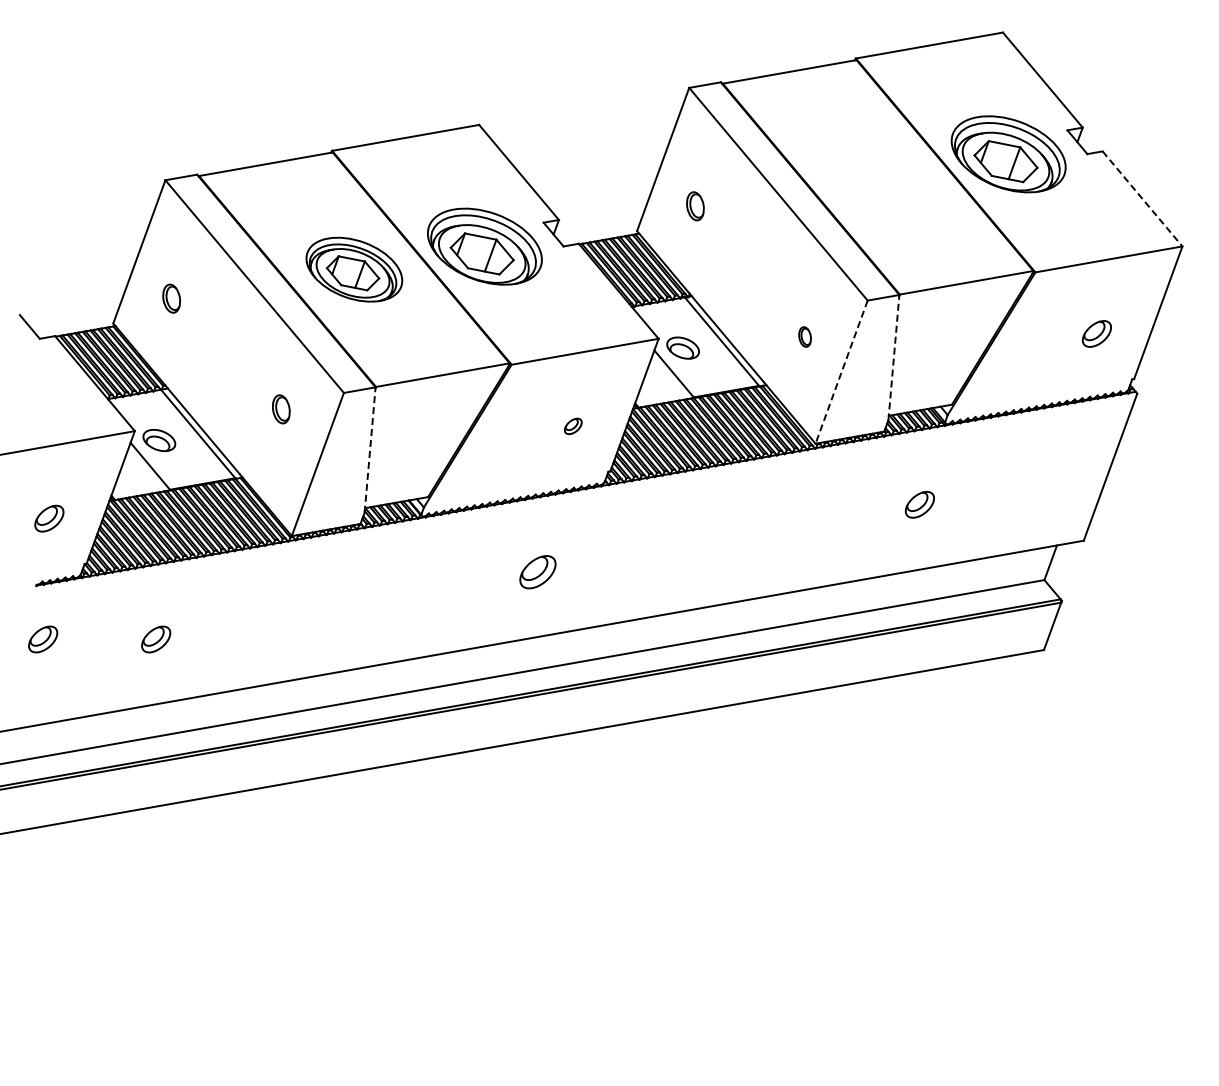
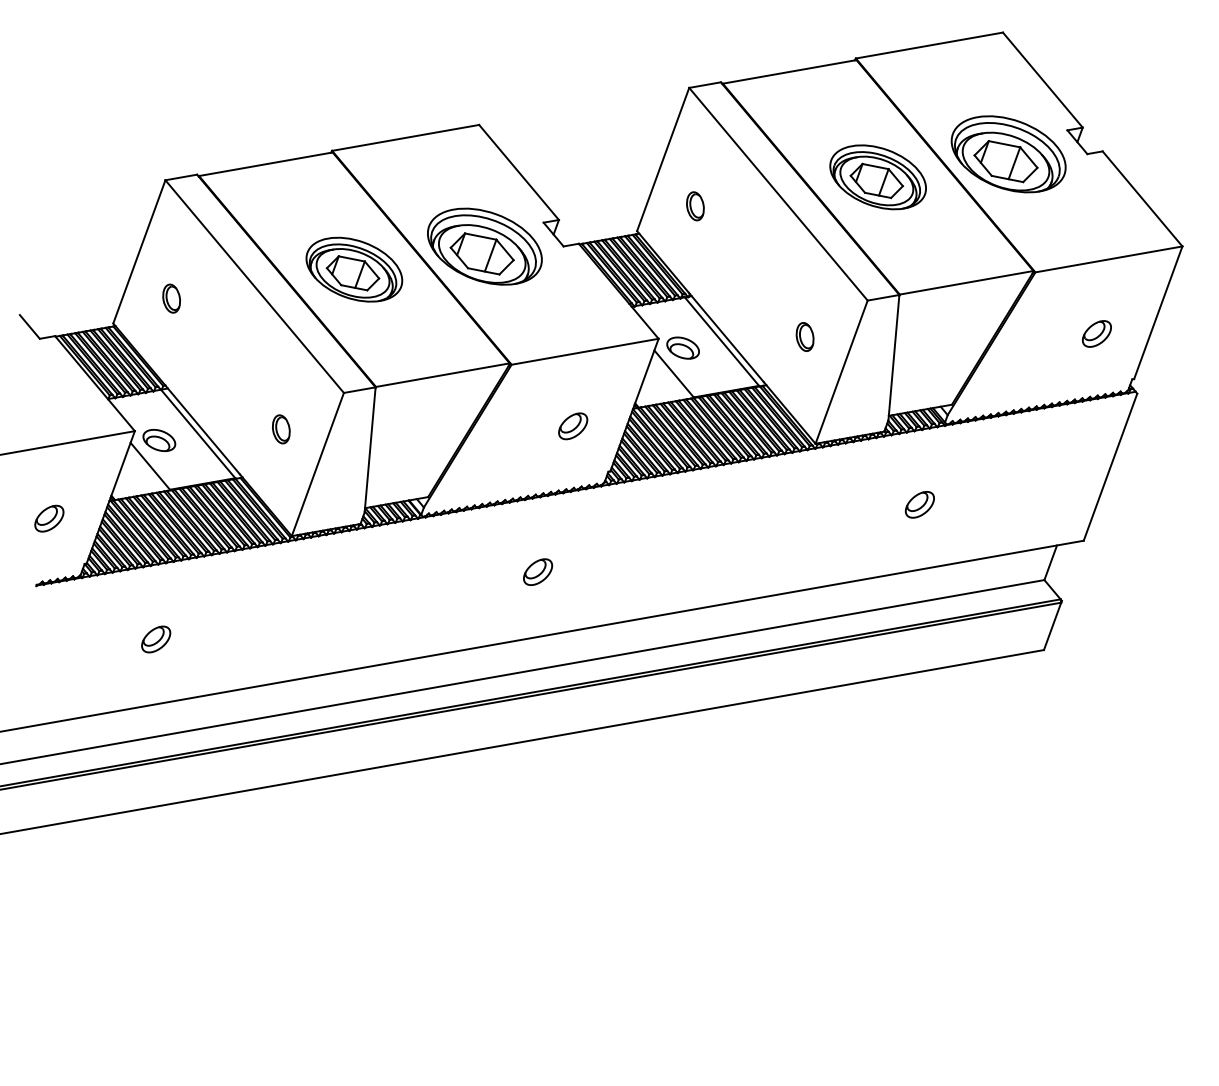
part: none -> present (877, 177)
line: dashed -> solid (1142, 199)
part size: 14x22 px -> 20x30 px (804, 336)
line: dashed -> solid (893, 357)
line: dashed -> solid (841, 372)
part position: (281, 409) -> (281, 429) (281, 429)
part size: 19x19 px -> 31x29 px (573, 426)
line: dashed -> solid (370, 450)
part size: 38x35 px -> 31x28 px (538, 571)
part: present -> none (43, 639)
